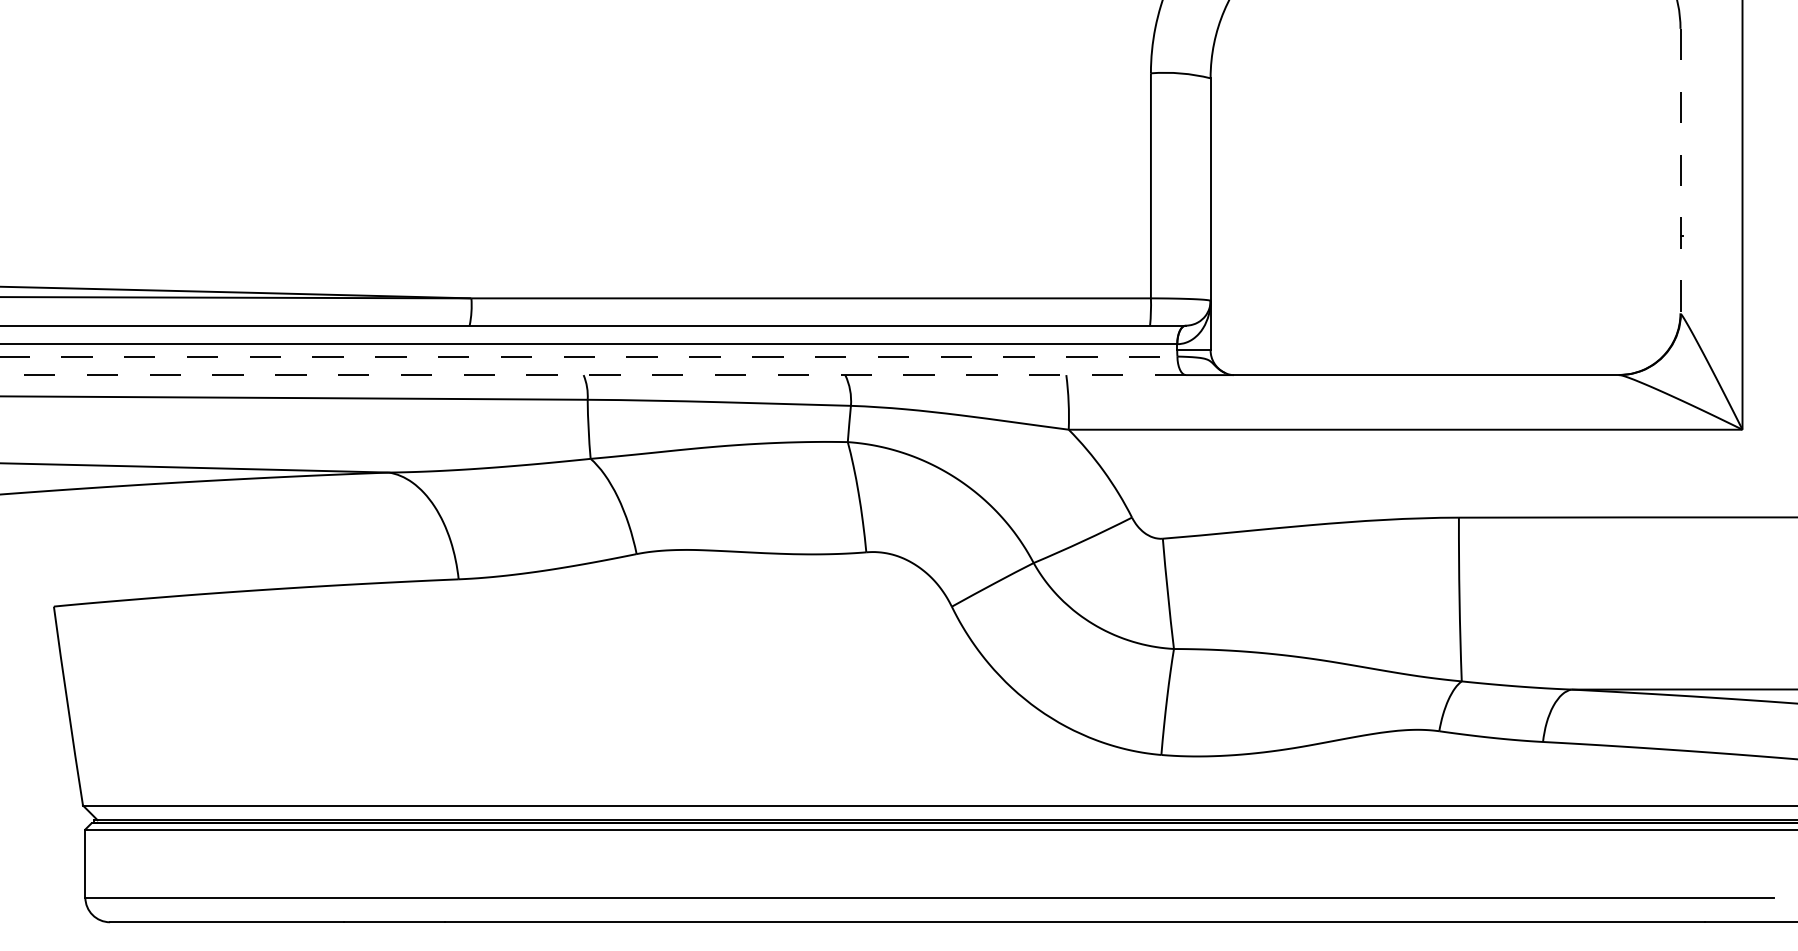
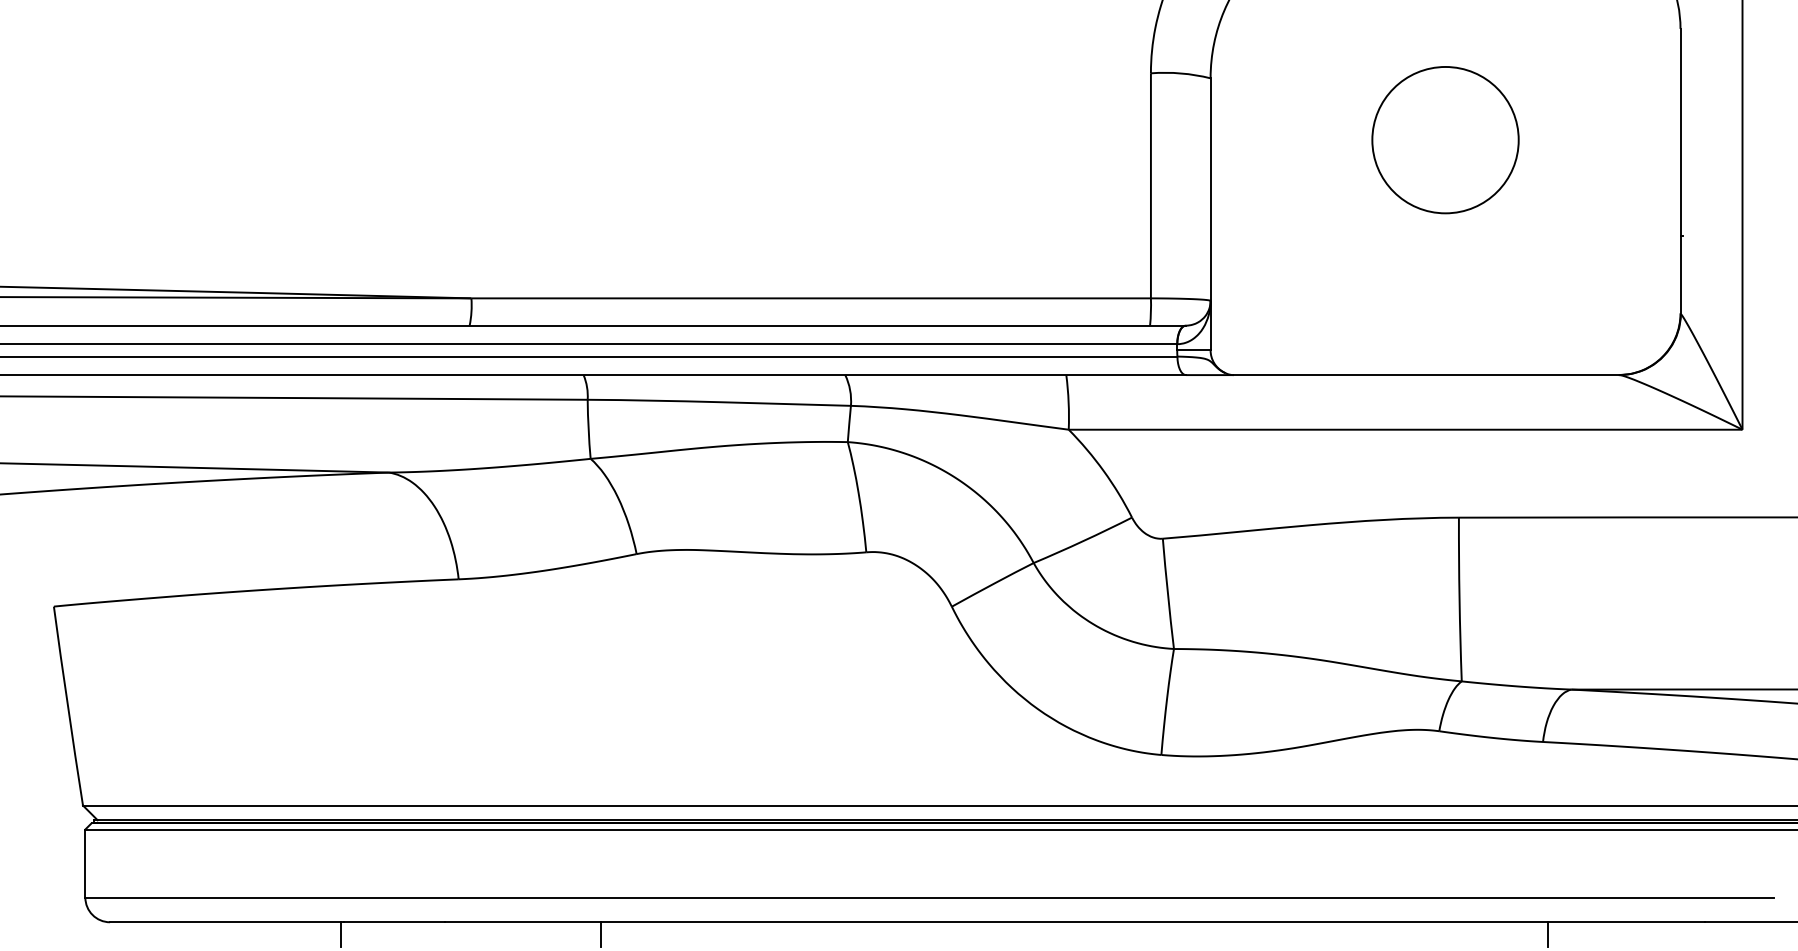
circle: none -> present (1445, 140)
line: dashed -> solid (1680, 171)
line: dashed -> solid (589, 356)
line: dashed -> solid (593, 375)
line: none -> present (341, 934)
line: none -> present (601, 934)
line: none -> present (1548, 934)
